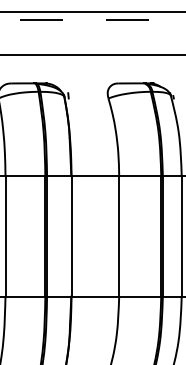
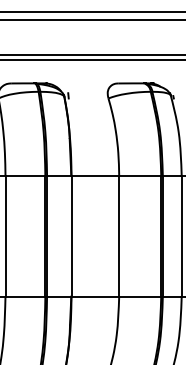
line: dashed -> solid (93, 20)
line: none -> present (92, 60)
